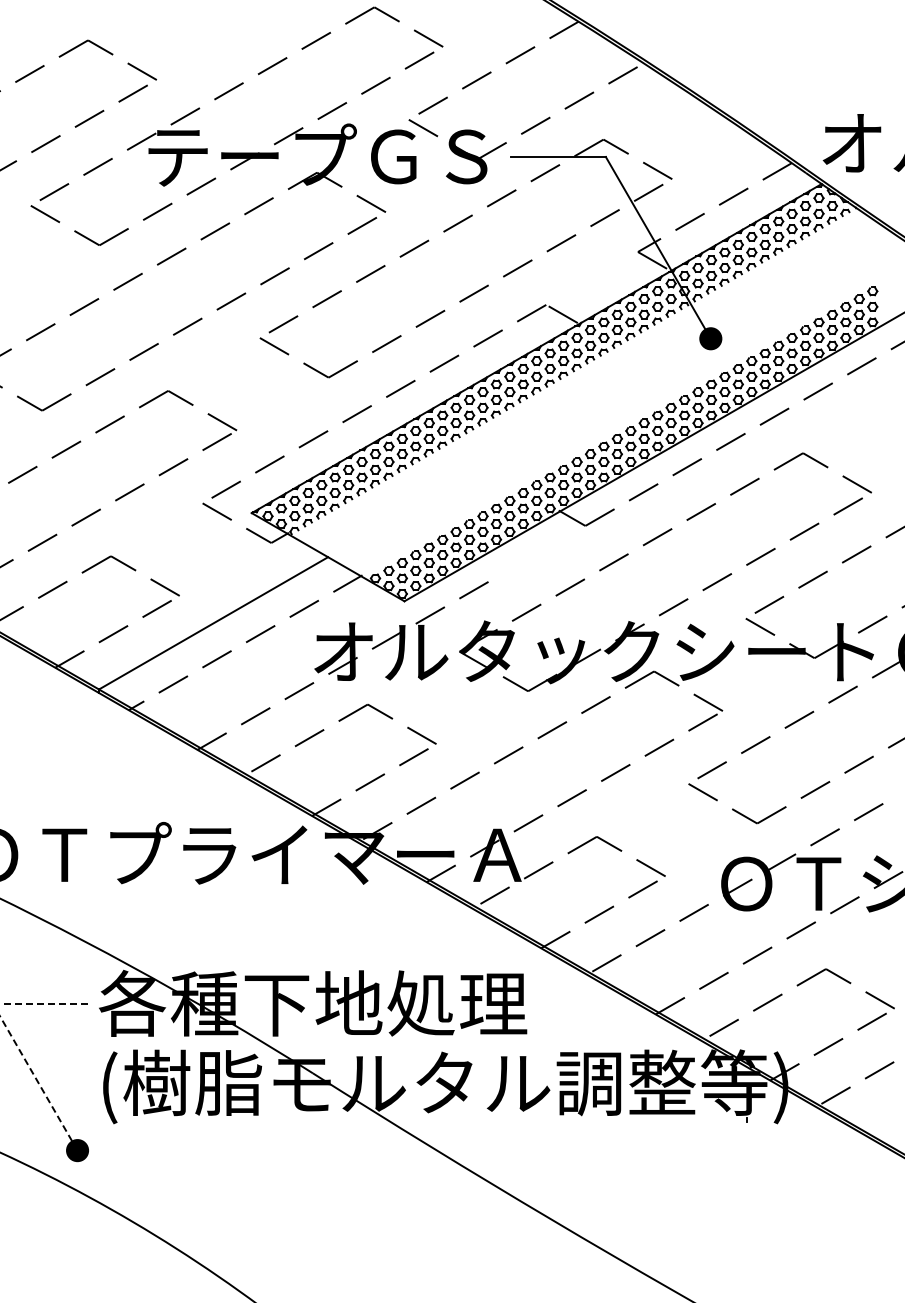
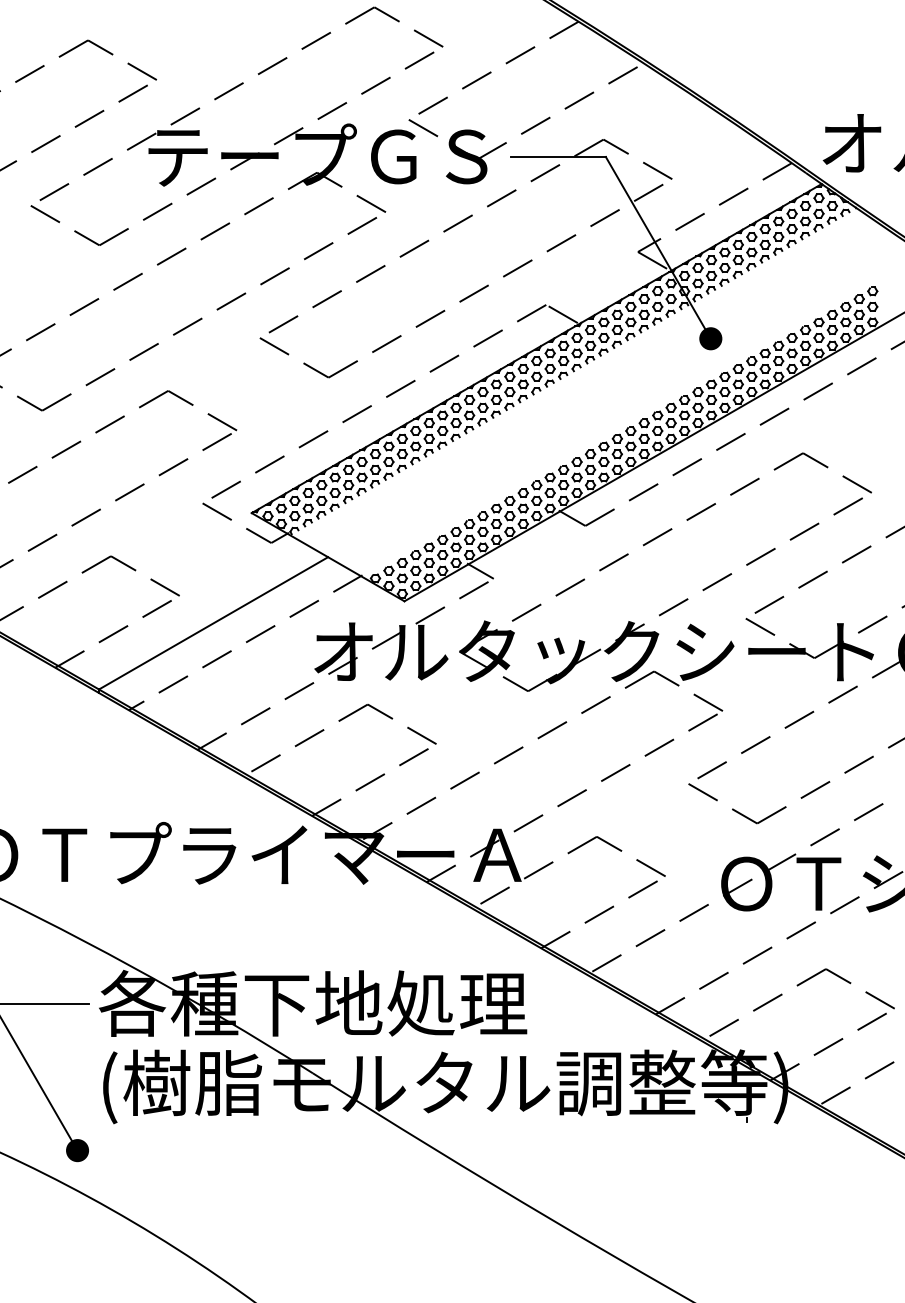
line: none -> present (480, 570)
line: dashed -> solid (44, 1004)
line: dashed -> solid (38, 1083)
